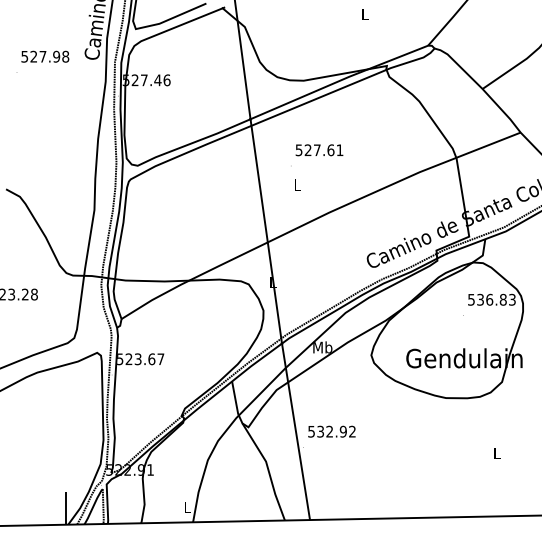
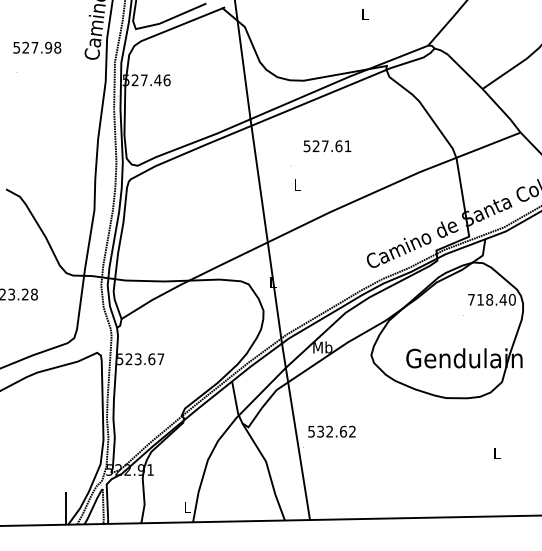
text position: (45, 56) -> (37, 47) (37, 47)
text position: (319, 150) -> (327, 146) (327, 146)
text: 536.83 -> 718.40 (491, 299)
text: 532.92 -> 532.62 (342, 431)
